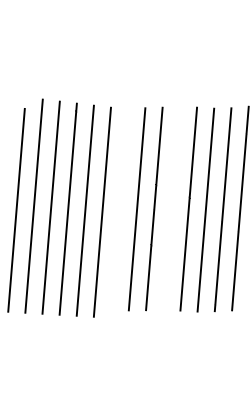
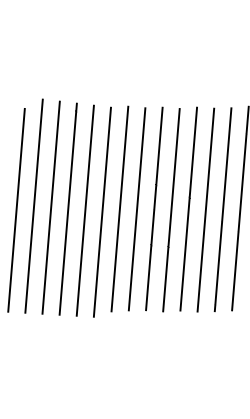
line: none -> present (119, 208)
line: none -> present (171, 210)
